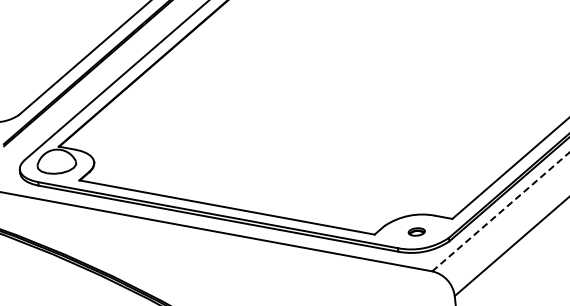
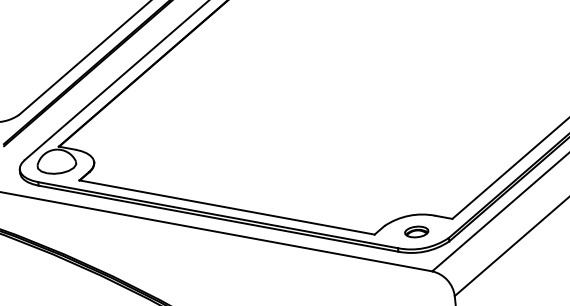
line: dashed -> solid (501, 211)
part size: 19x10 px -> 26x14 px (416, 231)
